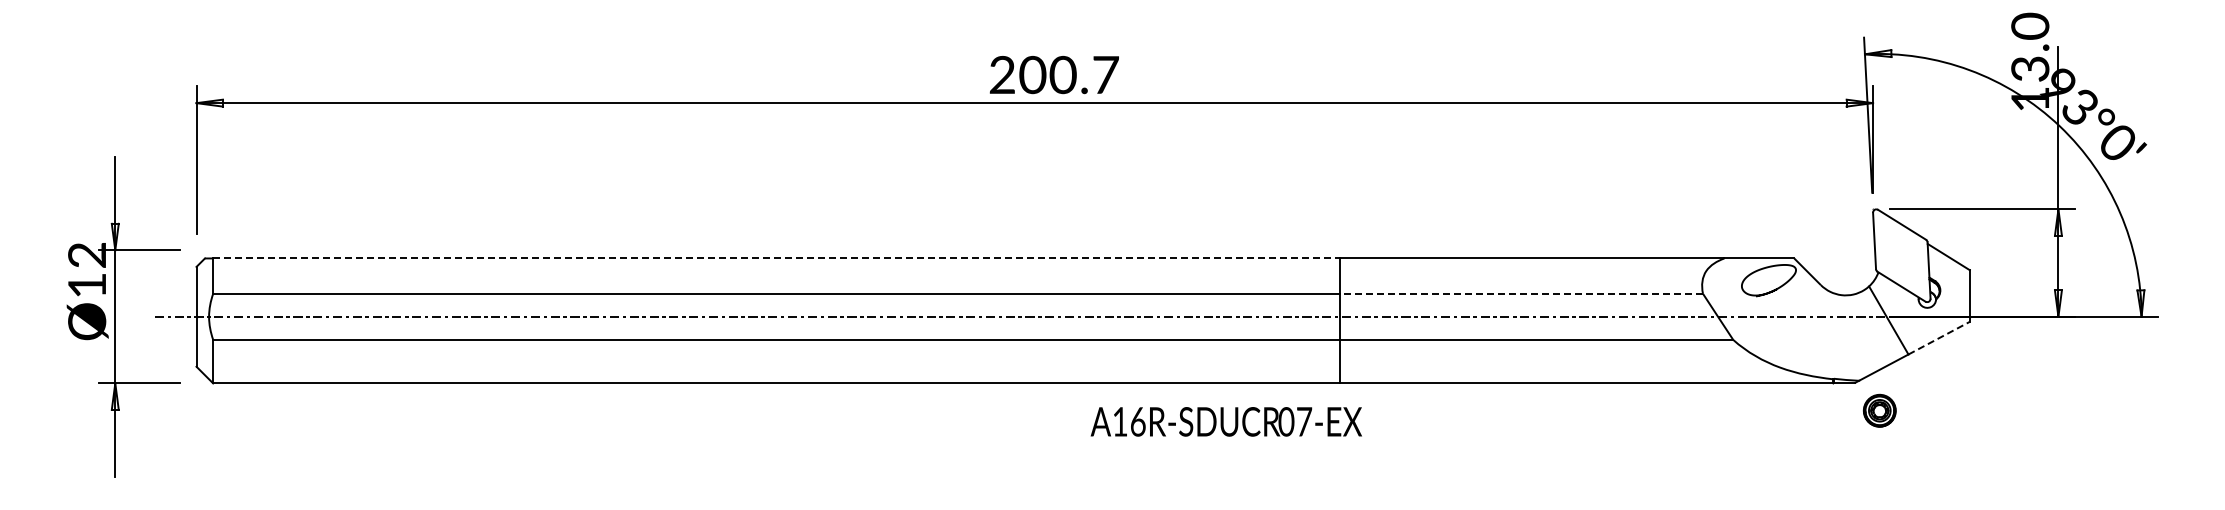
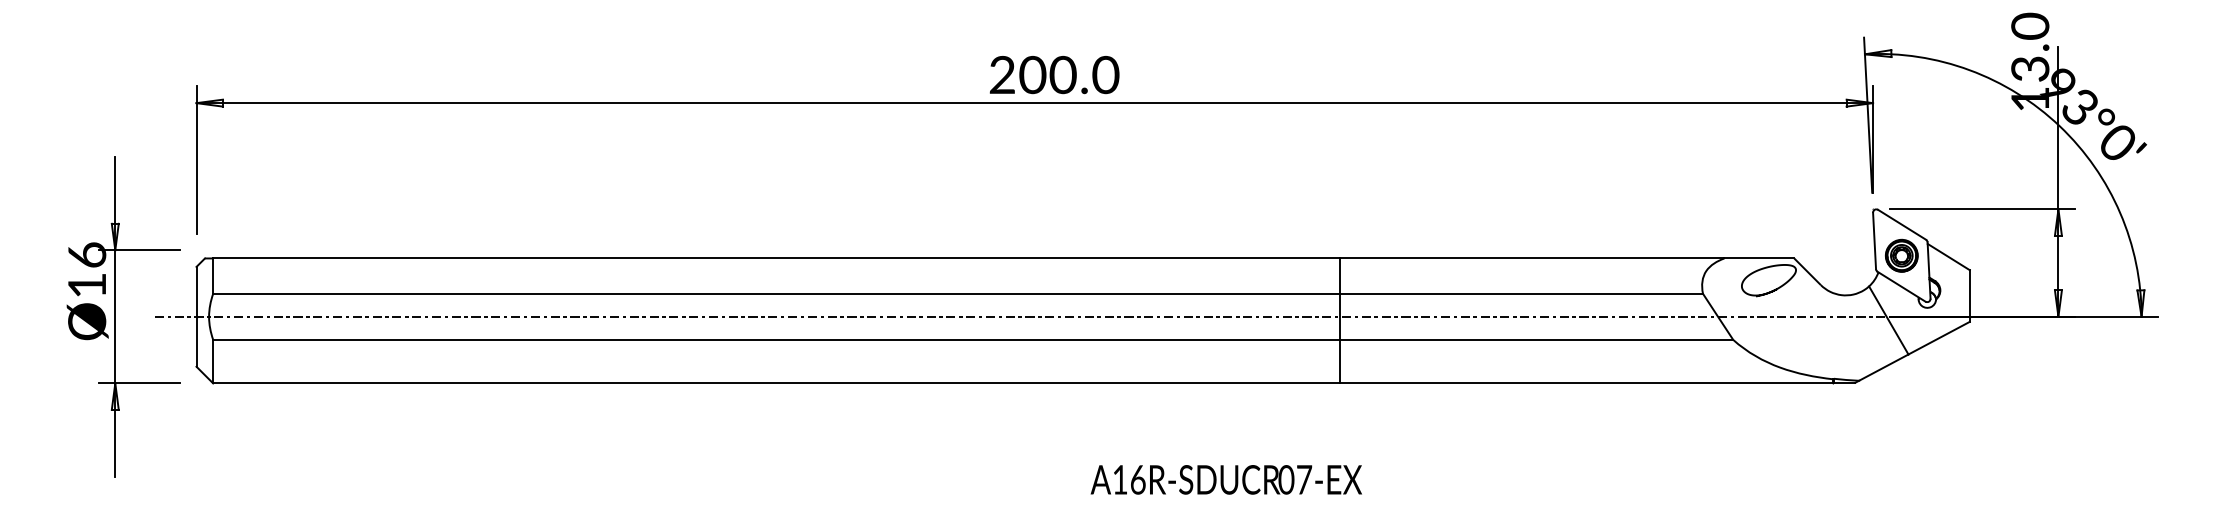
text: 200.7 -> 200.0 (1105, 74)
text: Ø12 -> Ø16 (87, 254)
line: dashed -> solid (776, 258)
line: dashed -> solid (1521, 293)
line: dashed -> solid (1939, 338)
part position: (1879, 410) -> (1901, 255) (1901, 255)
text position: (1225, 421) -> (1225, 479) (1225, 479)
